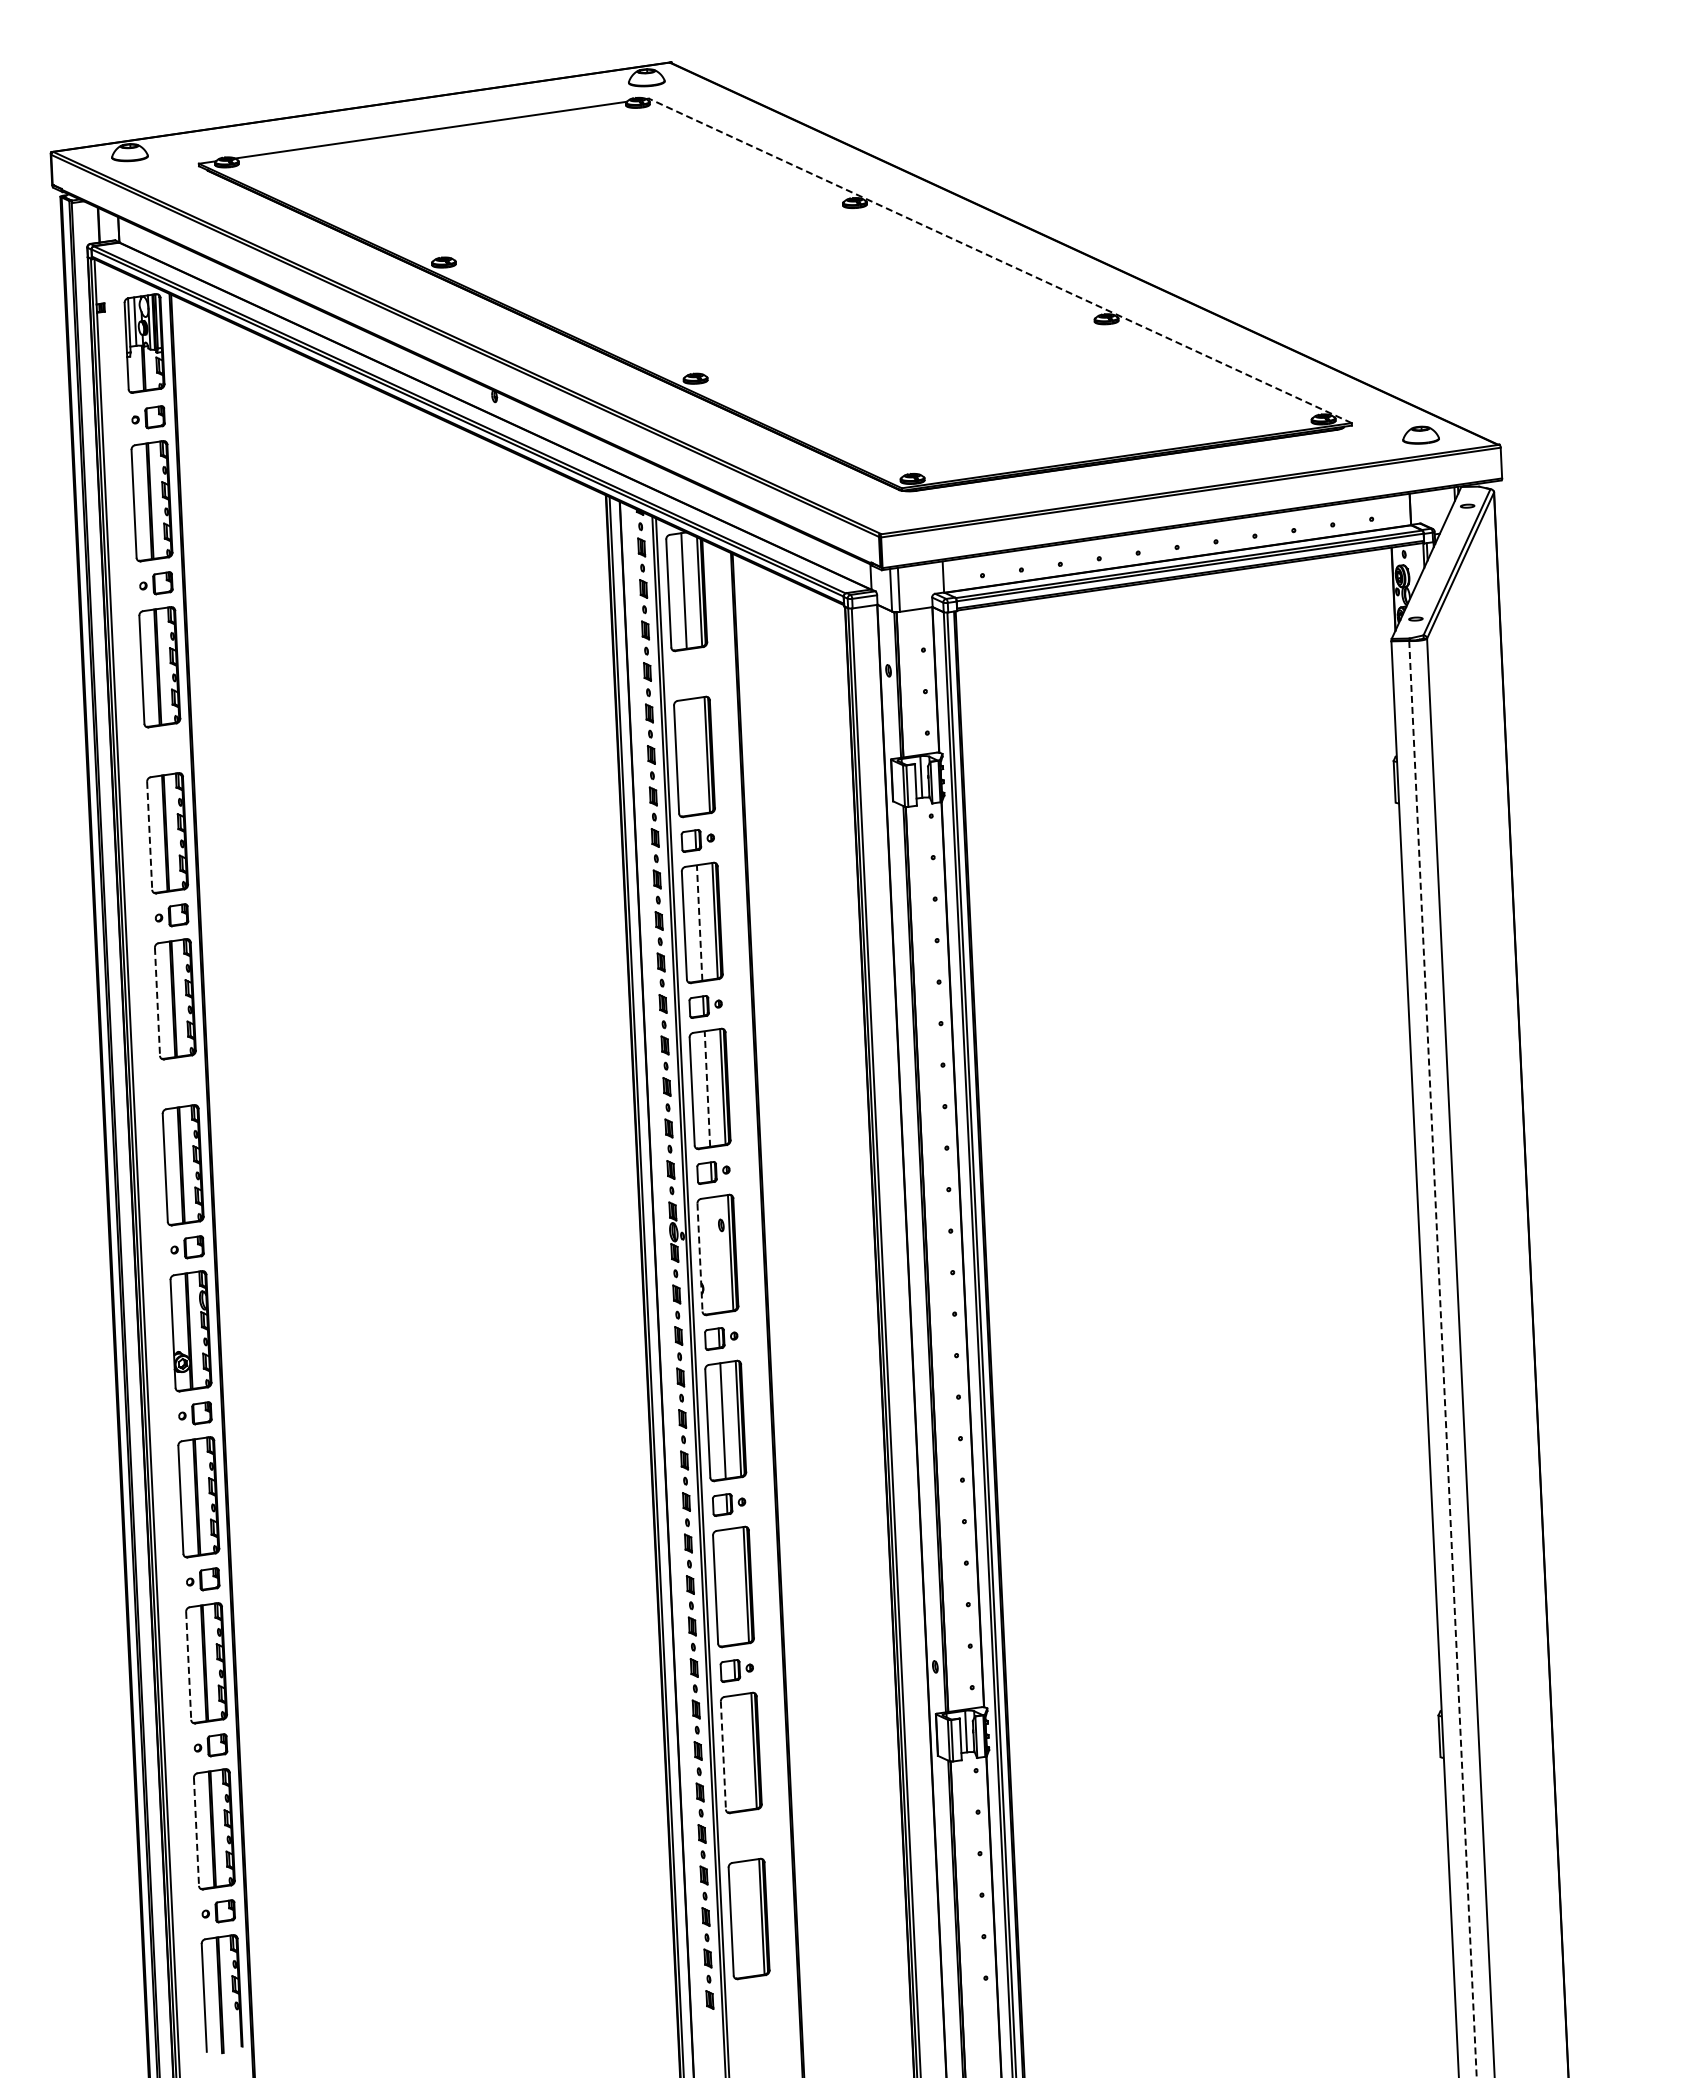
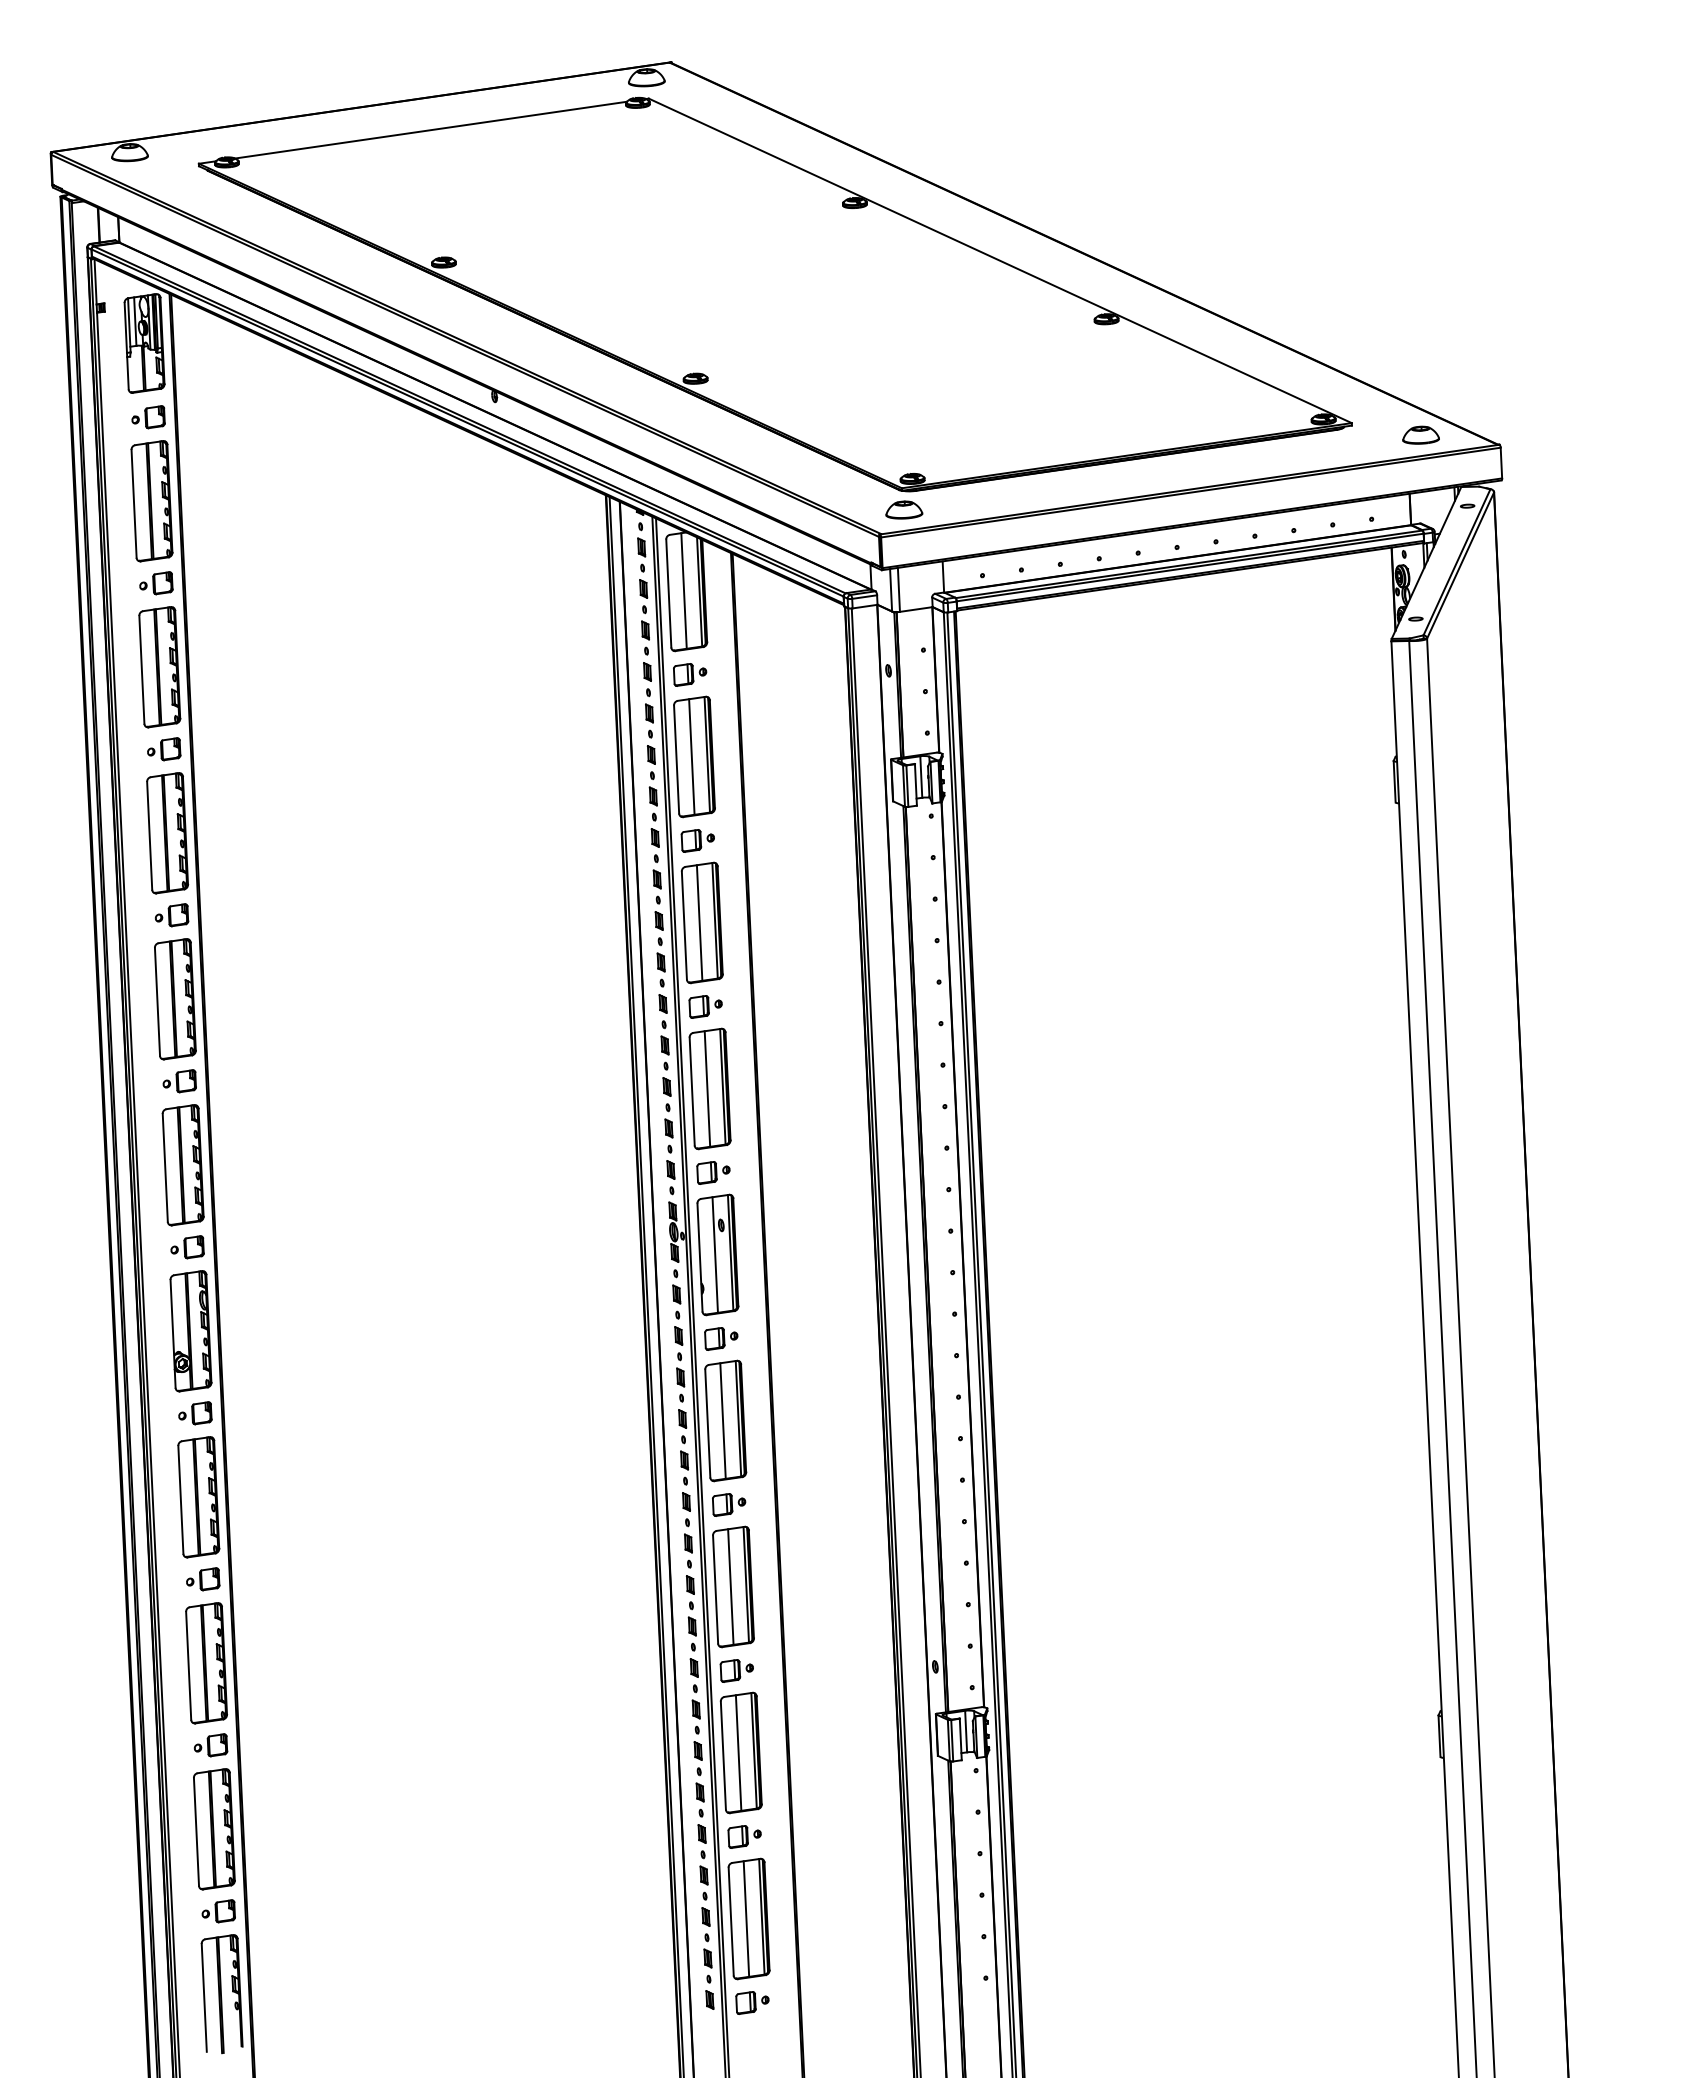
line: dashed -> solid (999, 260)
part: none -> present (904, 509)
part: none -> present (690, 674)
part: none -> present (164, 749)
line: none -> present (691, 756)
line: dashed -> solid (149, 836)
line: dashed -> solid (699, 923)
line: dashed -> solid (157, 1002)
part: none -> present (179, 1081)
line: dashed -> solid (707, 1089)
line: none -> present (714, 1254)
line: dashed -> solid (700, 1258)
line: dashed -> solid (1442, 1359)
line: none -> present (730, 1586)
line: dashed -> solid (188, 1666)
line: none -> present (738, 1752)
line: dashed -> solid (723, 1756)
line: dashed -> solid (196, 1832)
part: none -> present (744, 1836)
line: none -> present (746, 1918)
part: none -> present (752, 2002)
